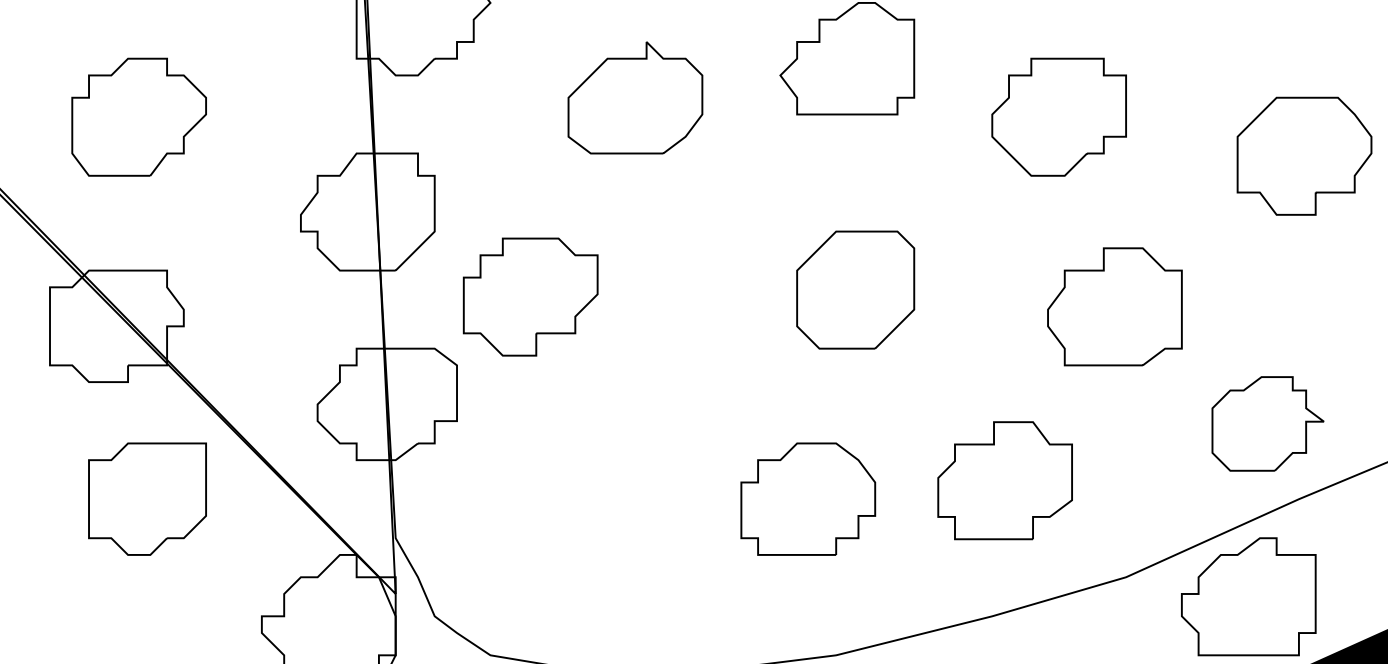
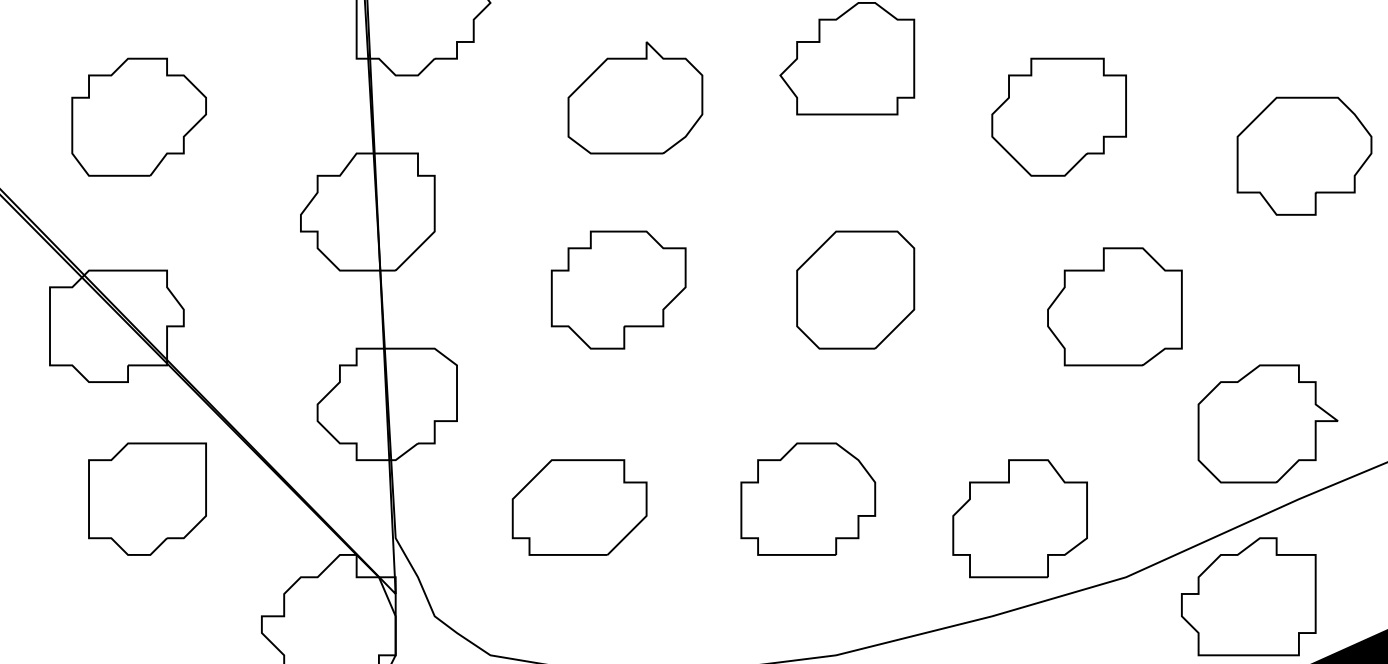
part position: (530, 296) -> (618, 289) (618, 289)
part size: 114x96 px -> 142x120 px (1267, 423)
part position: (1004, 480) -> (1019, 518) (1019, 518)
part: none -> present (579, 507)
